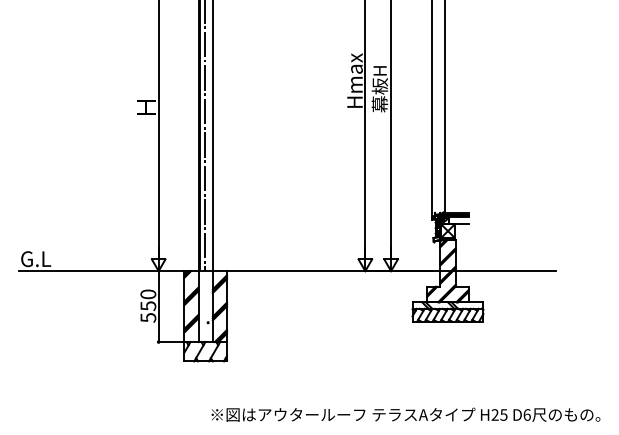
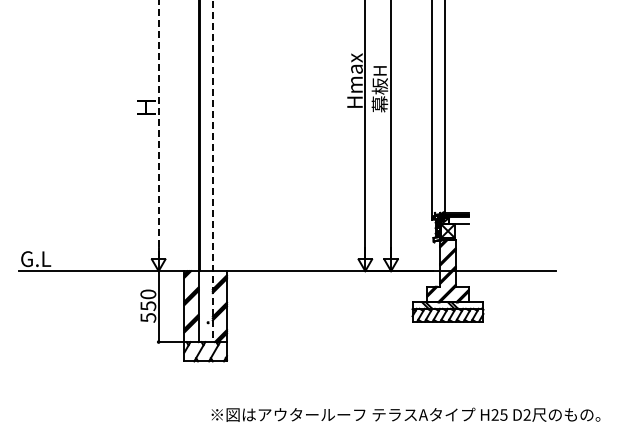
line: solid -> dashed (158, 128)
line: present -> none (205, 136)
line: solid -> dashed (212, 171)
text: D6 -> D2 (526, 414)
